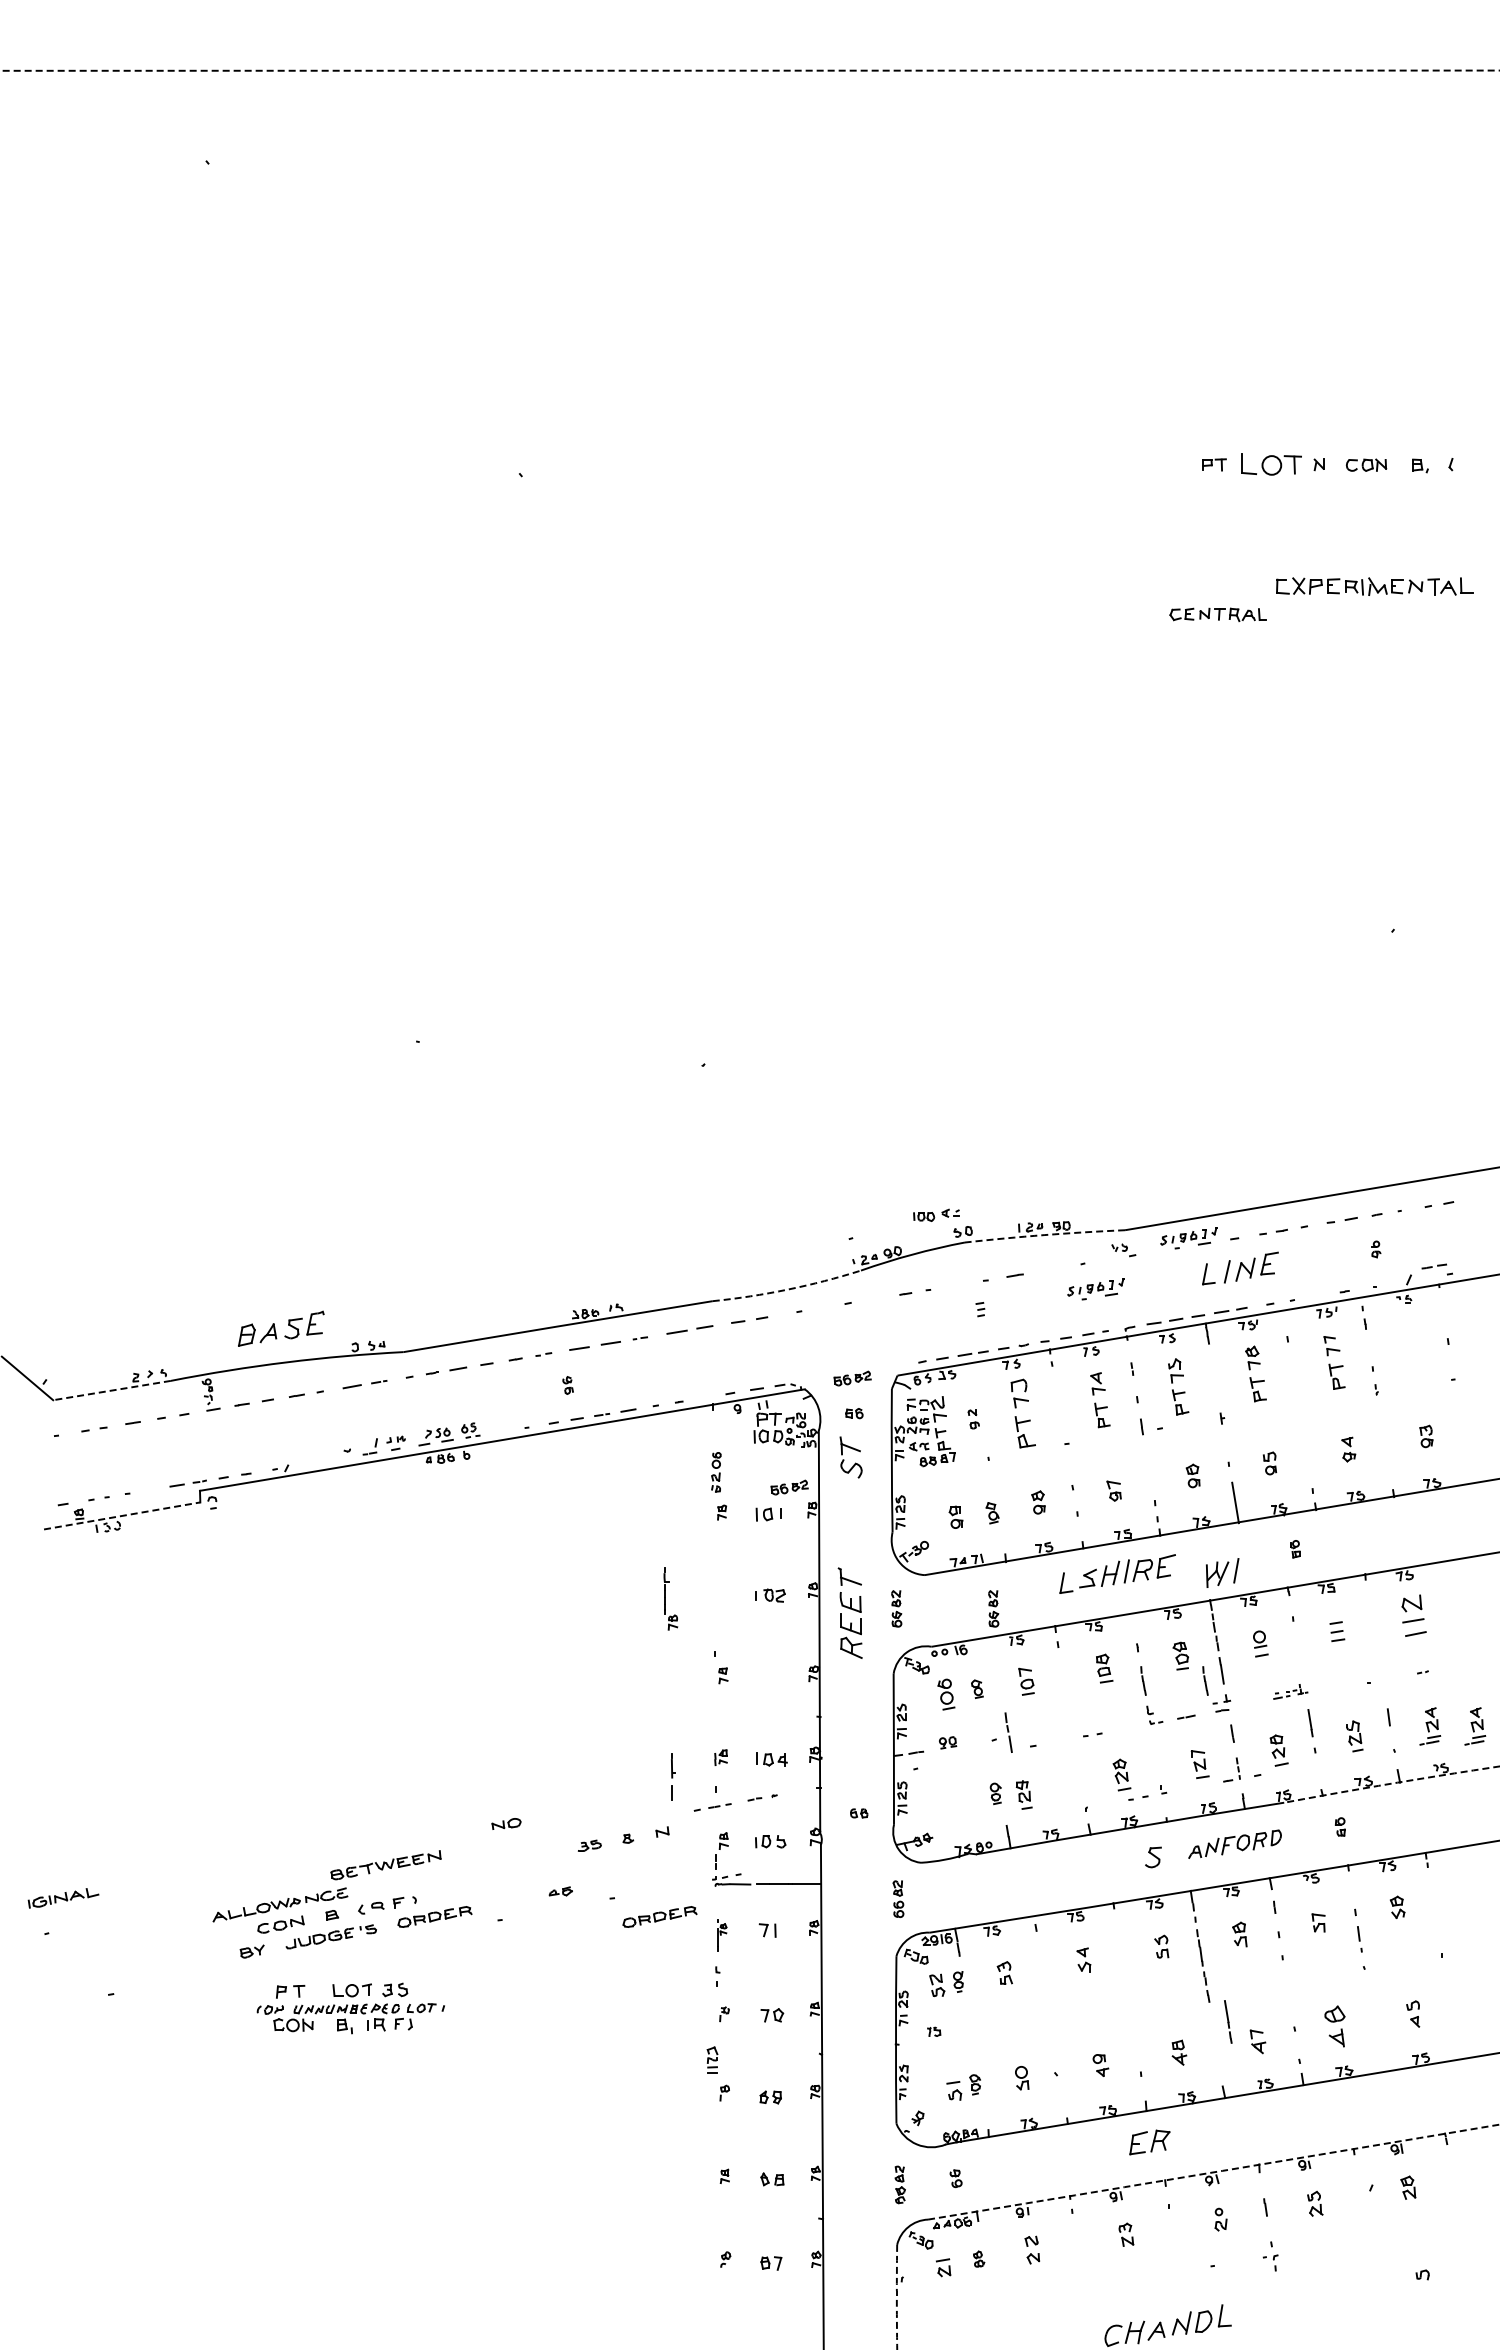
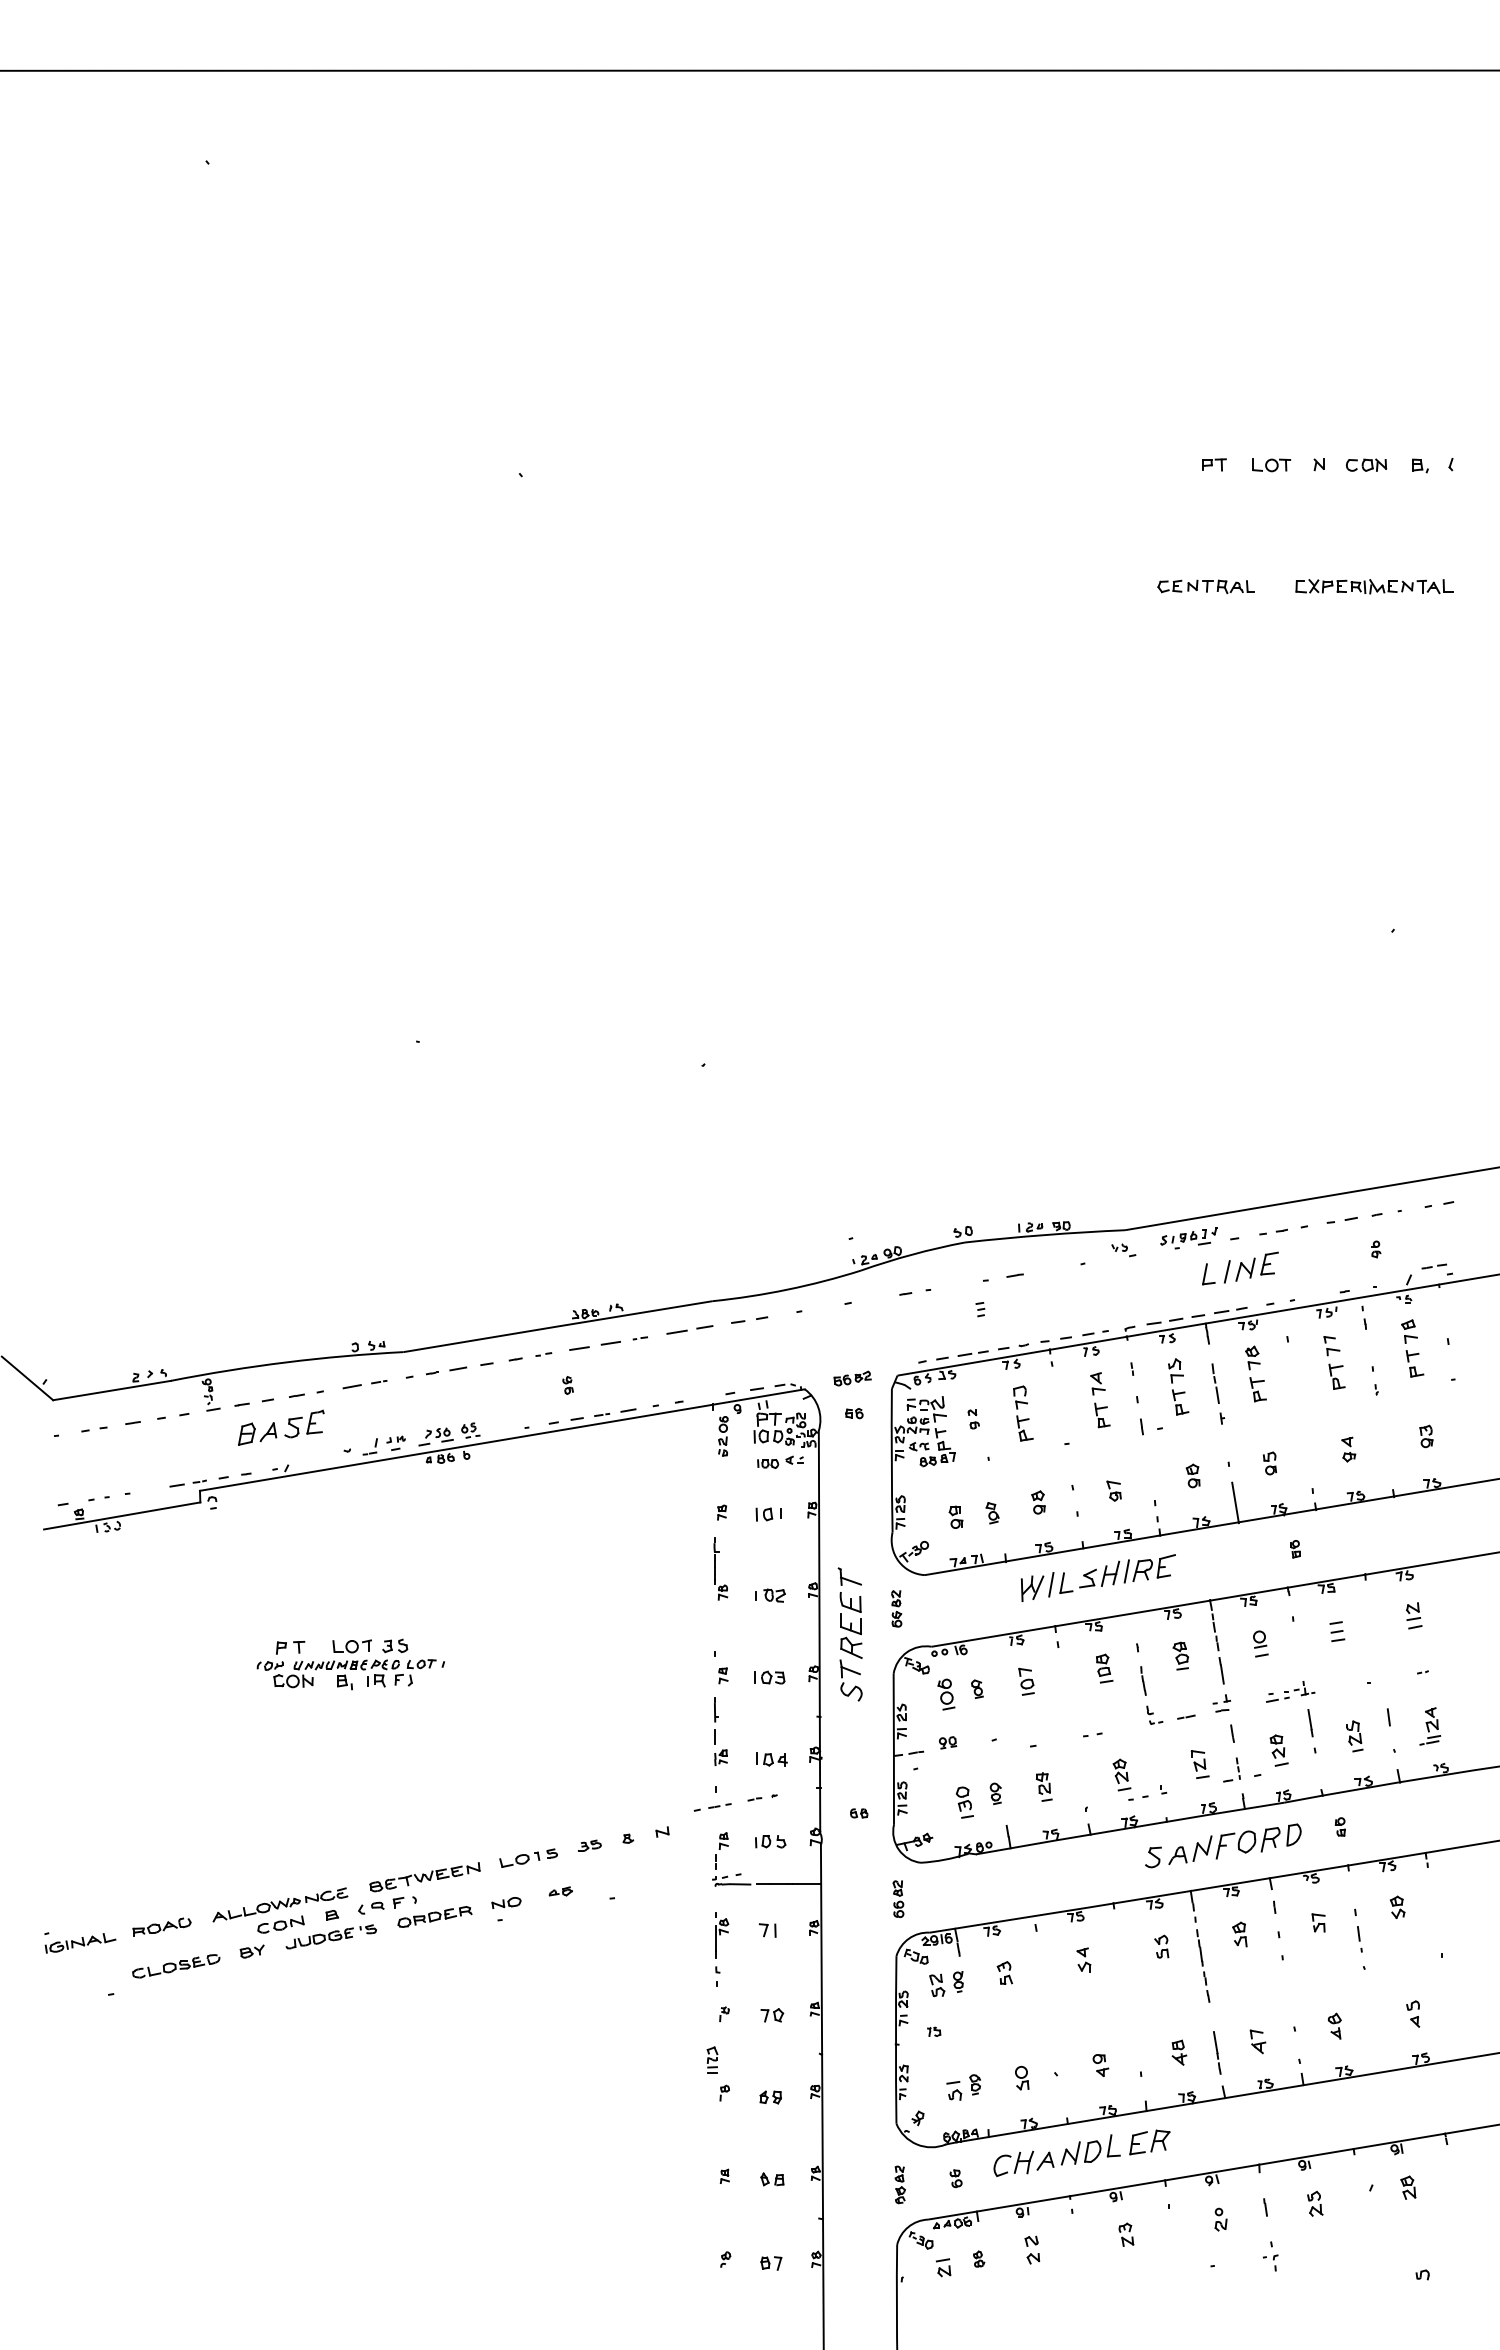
line: dashed -> solid (750, 70)
part size: 61x23 px -> 40x15 px (1271, 465)
part size: 198x19 px -> 159x16 px (1374, 586)
part position: (1217, 614) -> (1205, 586) (1205, 586)
part position: (936, 1214) -> (780, 1461) (780, 1461)
arc: dashed -> solid (1044, 1235)
arc: dashed -> solid (787, 1289)
part: present -> none (1095, 1289)
part position: (281, 1328) -> (281, 1427) (281, 1427)
part: none -> present (1412, 1348)
line: dashed -> solid (112, 1390)
part size: 26x71 px -> 21x57 px (1023, 1413)
part position: (844, 1459) -> (844, 1682) (844, 1682)
part position: (716, 1472) -> (723, 1436) (723, 1436)
part: present -> none (789, 1487)
line: dashed -> solid (122, 1515)
part position: (1222, 1572) -> (1037, 1586) (1037, 1586)
part position: (670, 1598) -> (720, 1568) (720, 1568)
part: present -> none (993, 1608)
part size: 26x43 px -> 17x28 px (1414, 1615)
part: none -> present (769, 1677)
line: present -> none (1205, 1680)
part size: 36x16 px -> 50x22 px (1290, 1691)
part: present -> none (1475, 1726)
line position: (1008, 1732) -> (1215, 1383) (1215, 1383)
part position: (673, 1776) -> (716, 1720) (716, 1720)
arc: dashed -> solid (1391, 1783)
part position: (1024, 1794) -> (1044, 1786) (1044, 1786)
part: none -> present (964, 1802)
part position: (506, 1823) -> (506, 1902) (506, 1902)
part size: 94x30 px -> 134x43 px (1234, 1844)
part: none -> present (528, 1857)
part position: (385, 1865) -> (424, 1877) (424, 1877)
part position: (63, 1898) -> (80, 1943) (80, 1943)
part: present -> none (659, 1916)
part: none -> present (161, 1926)
part size: 11x33 px -> 15x47 px (722, 1935)
part: none -> present (176, 1966)
part position: (350, 2008) -> (350, 1664) (350, 1664)
line position: (1228, 2021) -> (1217, 2052) (1217, 2052)
part size: 22x43 px -> 15x28 px (1334, 2025)
arc: dashed -> solid (1213, 2172)
arc: dashed -> solid (896, 2297)
part position: (1167, 2325) -> (1056, 2155) (1056, 2155)
